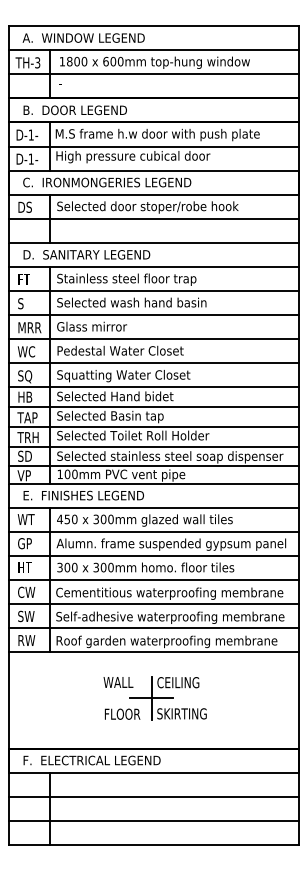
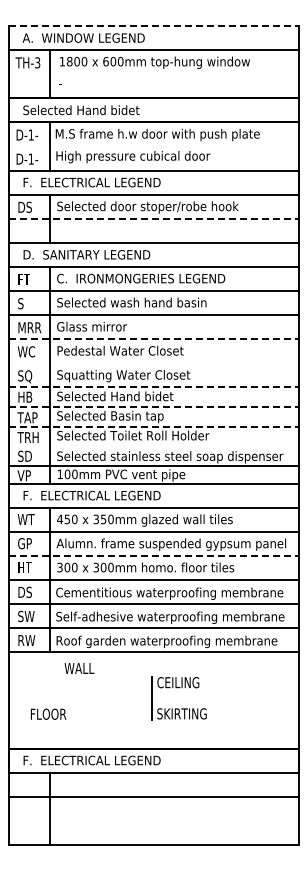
line: solid -> dashed (154, 26)
line: present -> none (153, 74)
text: B.  DOOR LEGEND -> Selected Hand bidet (81, 110)
line: present -> none (153, 146)
text: C.  IRONMONGERIES LEGEND -> F.  ELECTRICAL LEGEND (107, 182)
line: solid -> dashed (154, 218)
text: Stainless steel floor trap -> C.  IRONMONGERIES LEGEND (141, 279)
line: solid -> dashed (154, 339)
line: present -> none (153, 363)
line: solid -> dashed (154, 387)
line: solid -> dashed (154, 407)
line: solid -> dashed (154, 426)
line: present -> none (153, 446)
text: E.  FINISHES LEGEND -> F.  ELECTRICAL LEGEND (92, 495)
text: 300mm -> 350mm (103, 519)
line: solid -> dashed (154, 555)
text: CW -> DS (26, 591)
text position: (118, 682) -> (79, 668) (79, 668)
line: present -> none (151, 698)
text position: (122, 713) -> (48, 713) (48, 713)
line: present -> none (153, 820)
